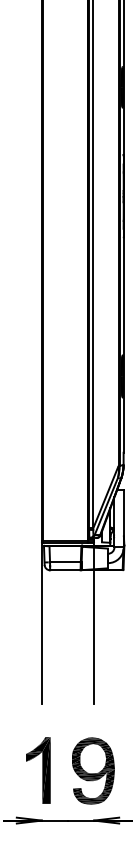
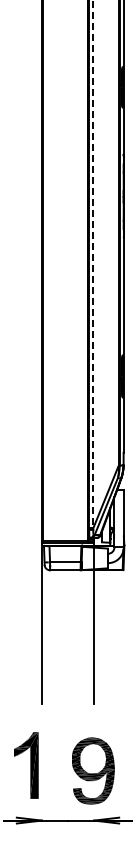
line: solid -> dashed (93, 264)
part position: (38, 770) -> (26, 765) (26, 765)
